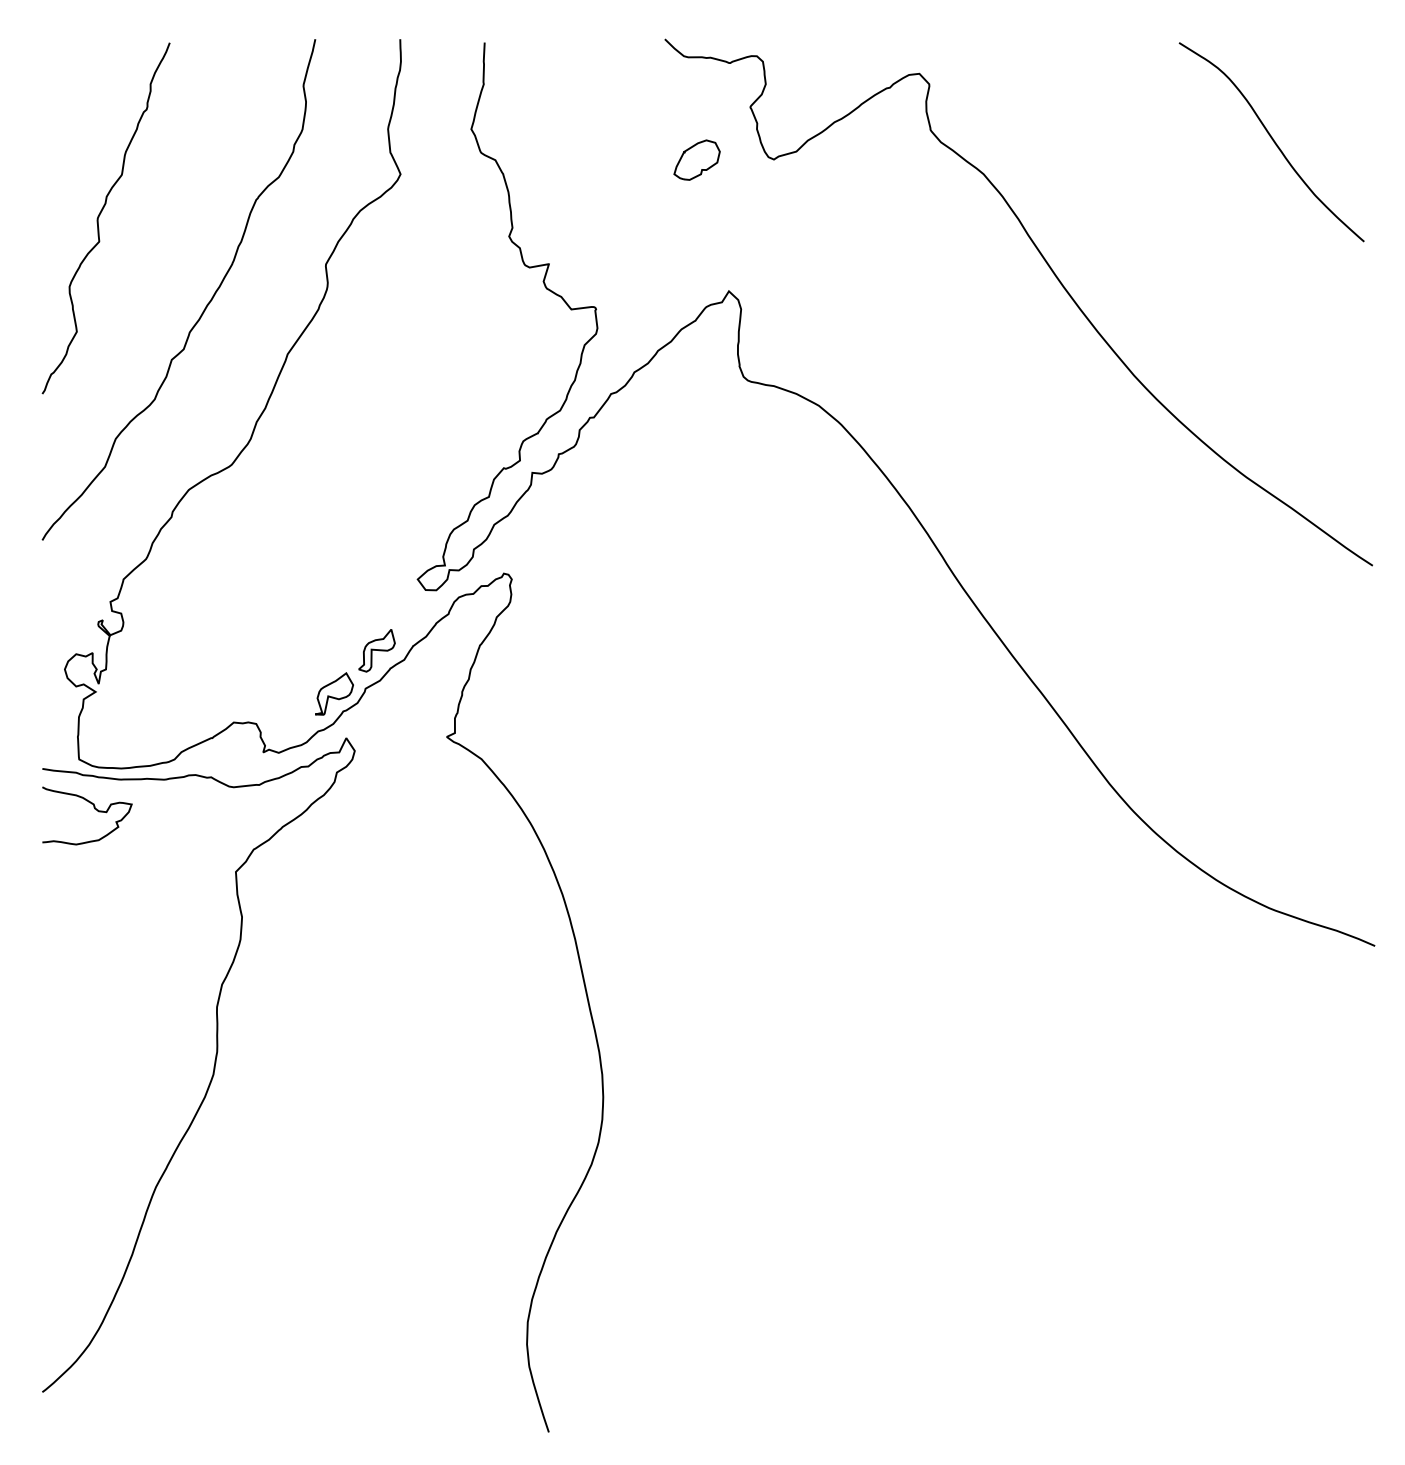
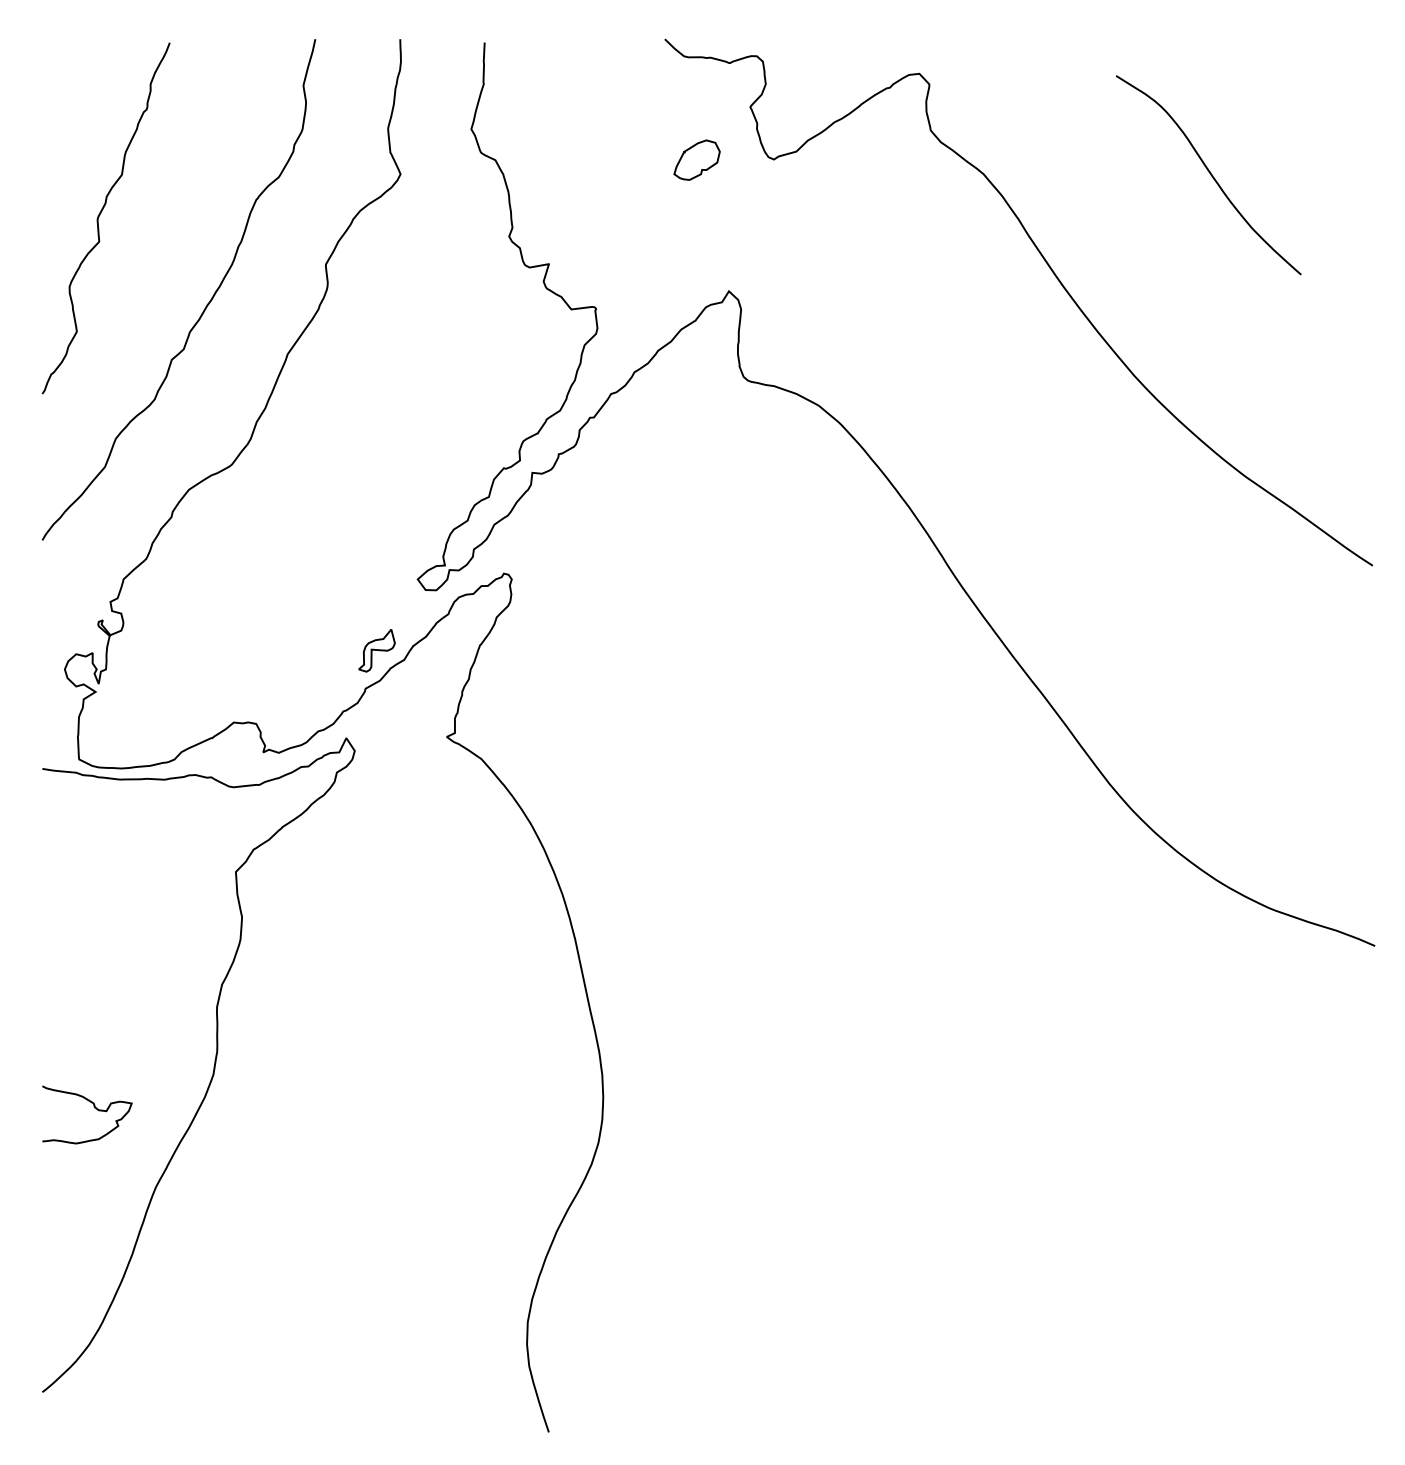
curve position: (1273, 142) -> (1210, 175) (1210, 175)
part: present -> none (334, 693)
curve position: (94, 809) -> (94, 1108) (94, 1108)
